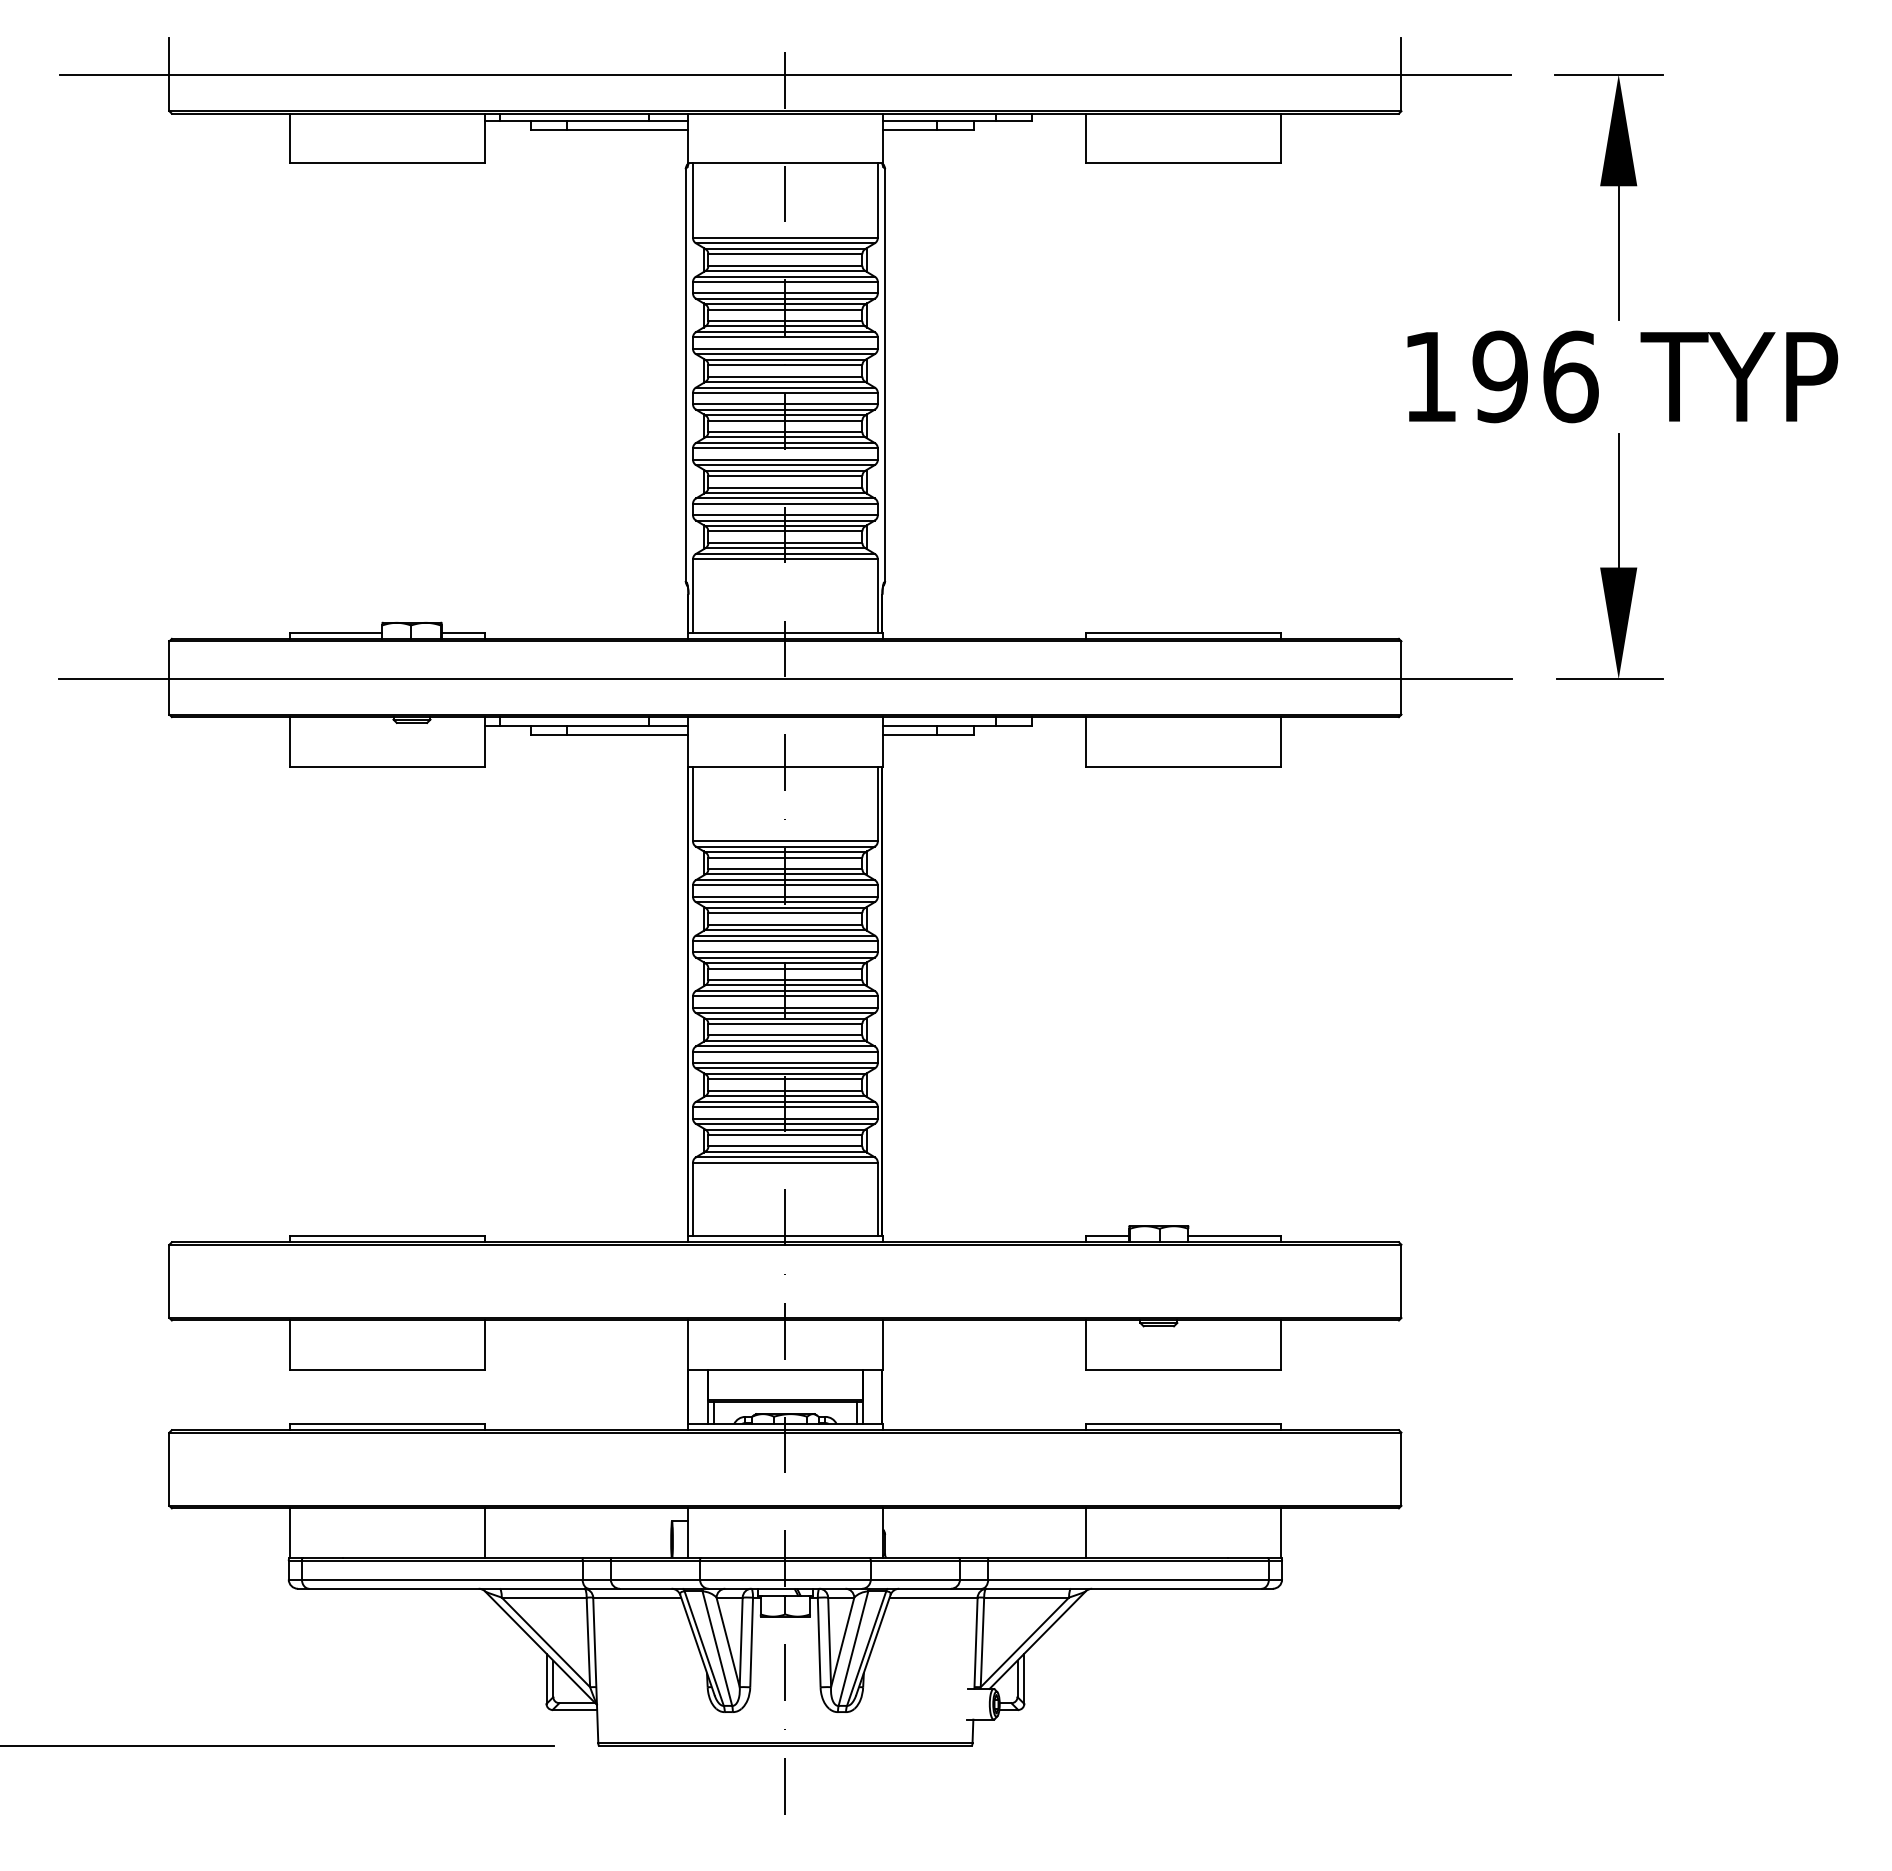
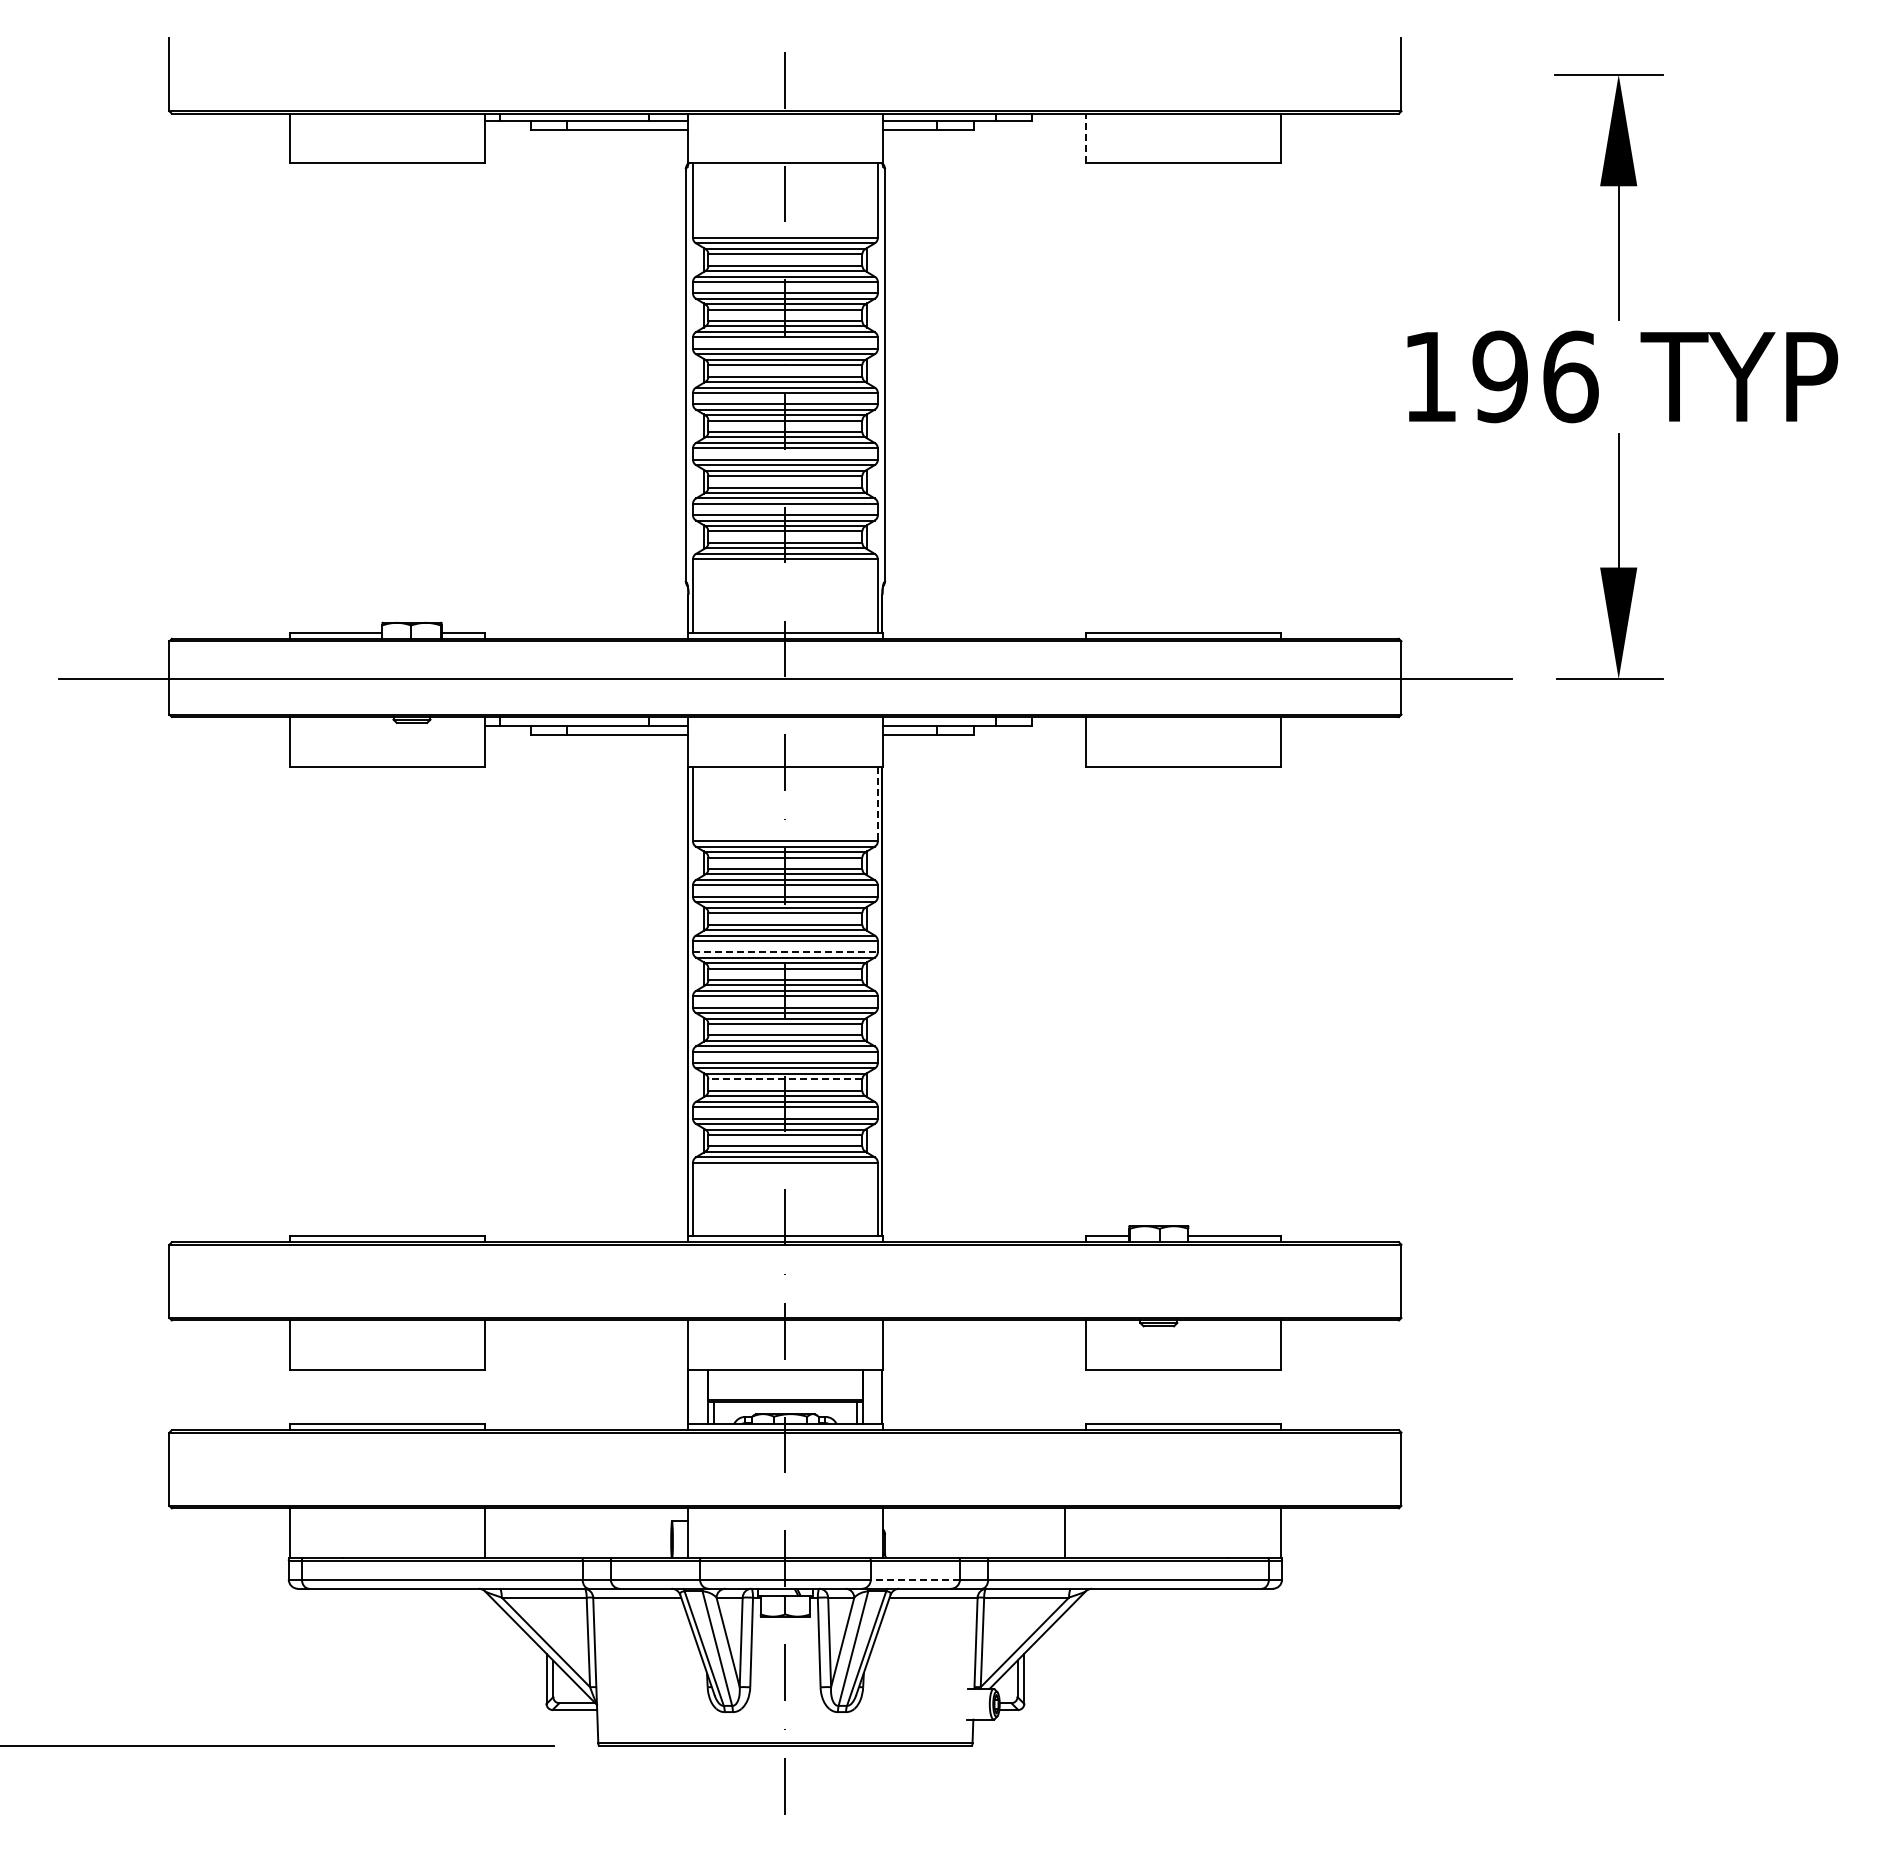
line: present -> none (785, 74)
line: solid -> dashed (1085, 138)
line: solid -> dashed (877, 804)
line: solid -> dashed (785, 952)
line: solid -> dashed (784, 1079)
line position: (1085, 1532) -> (1064, 1532) (1064, 1532)
line: solid -> dashed (915, 1579)
